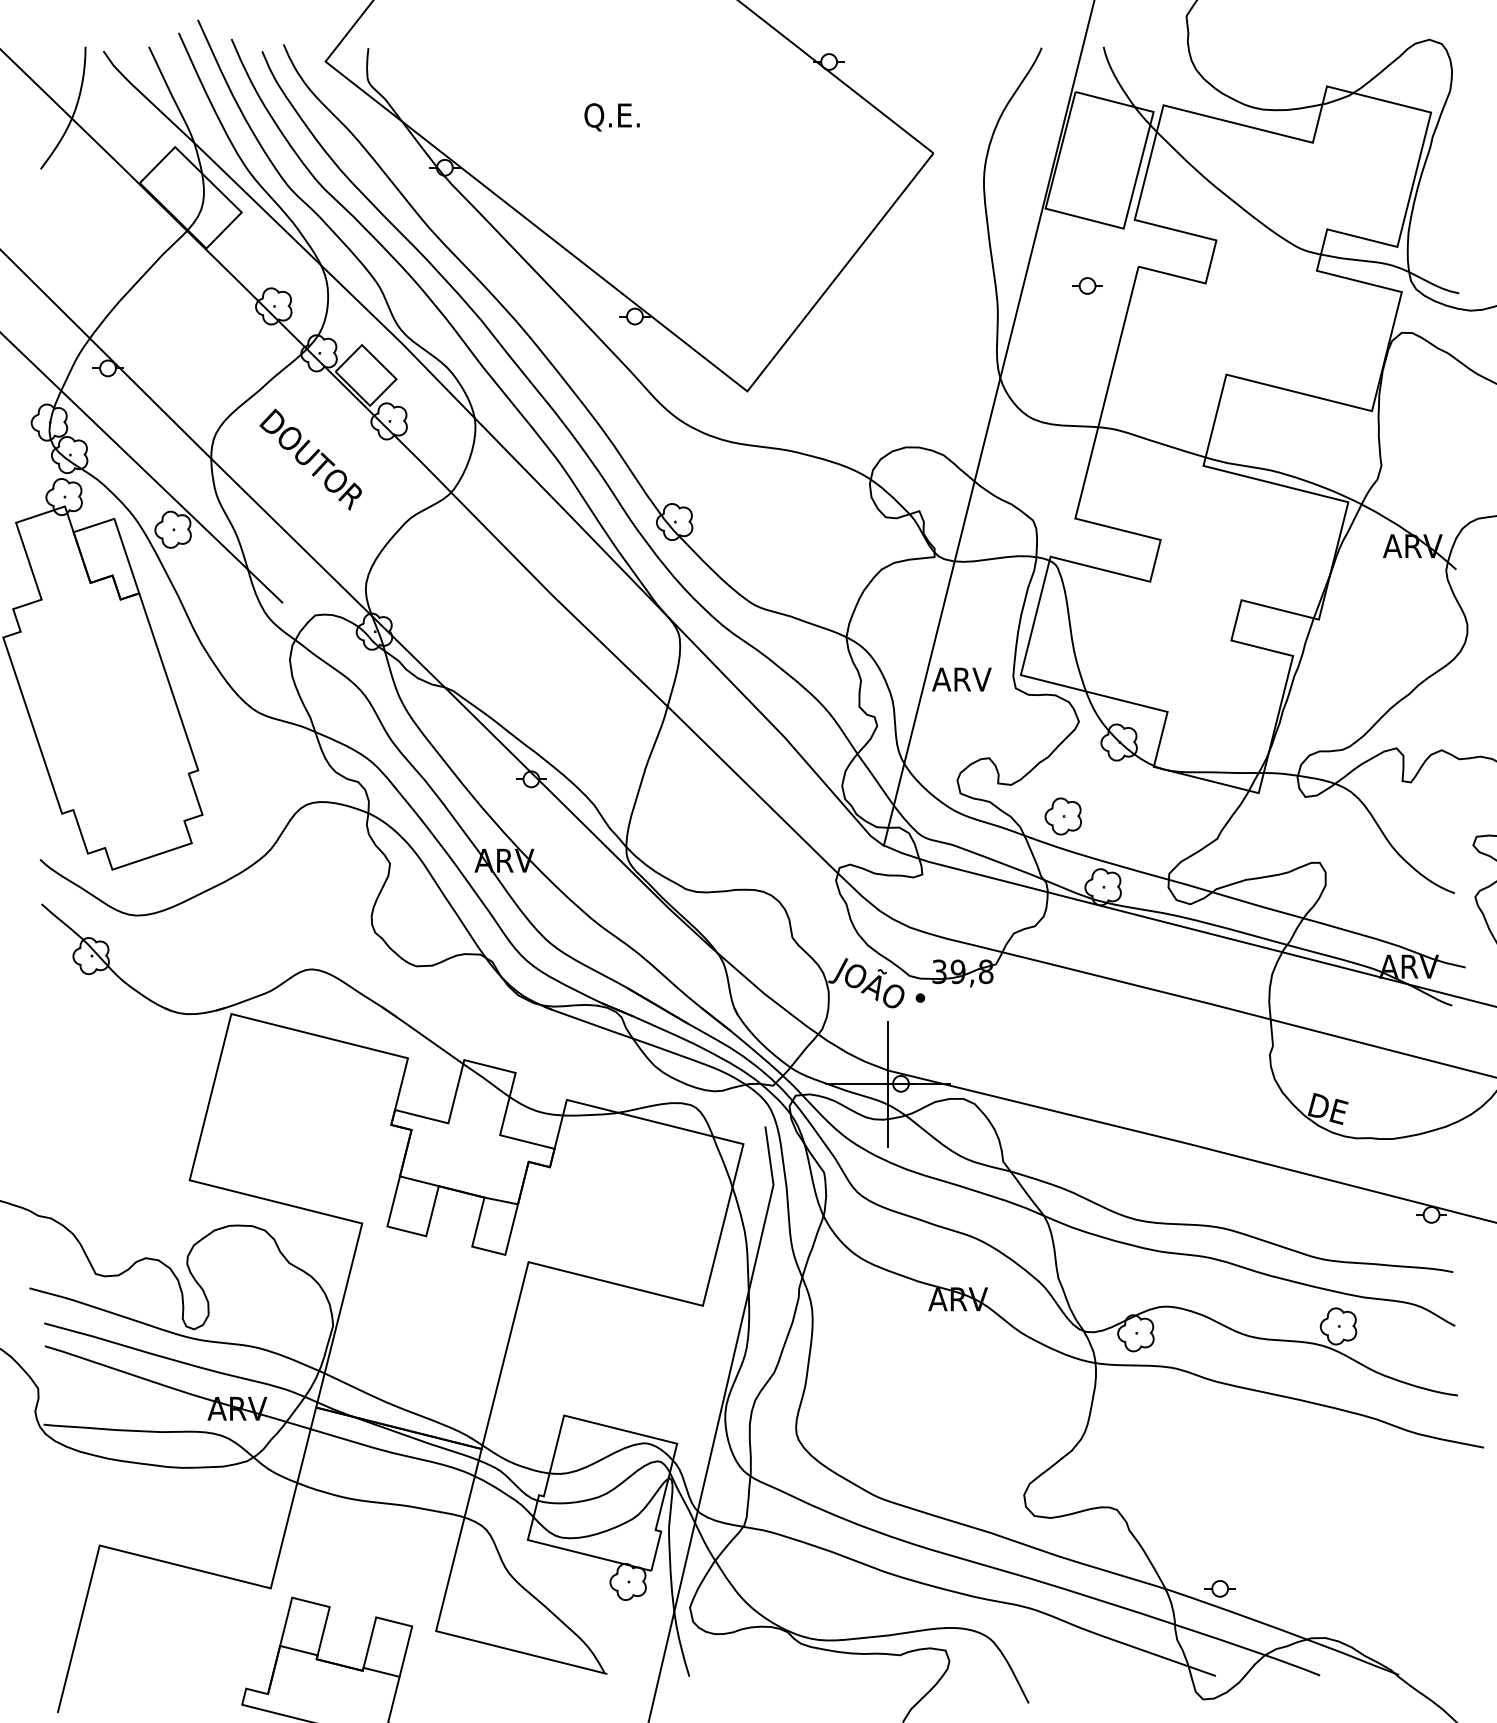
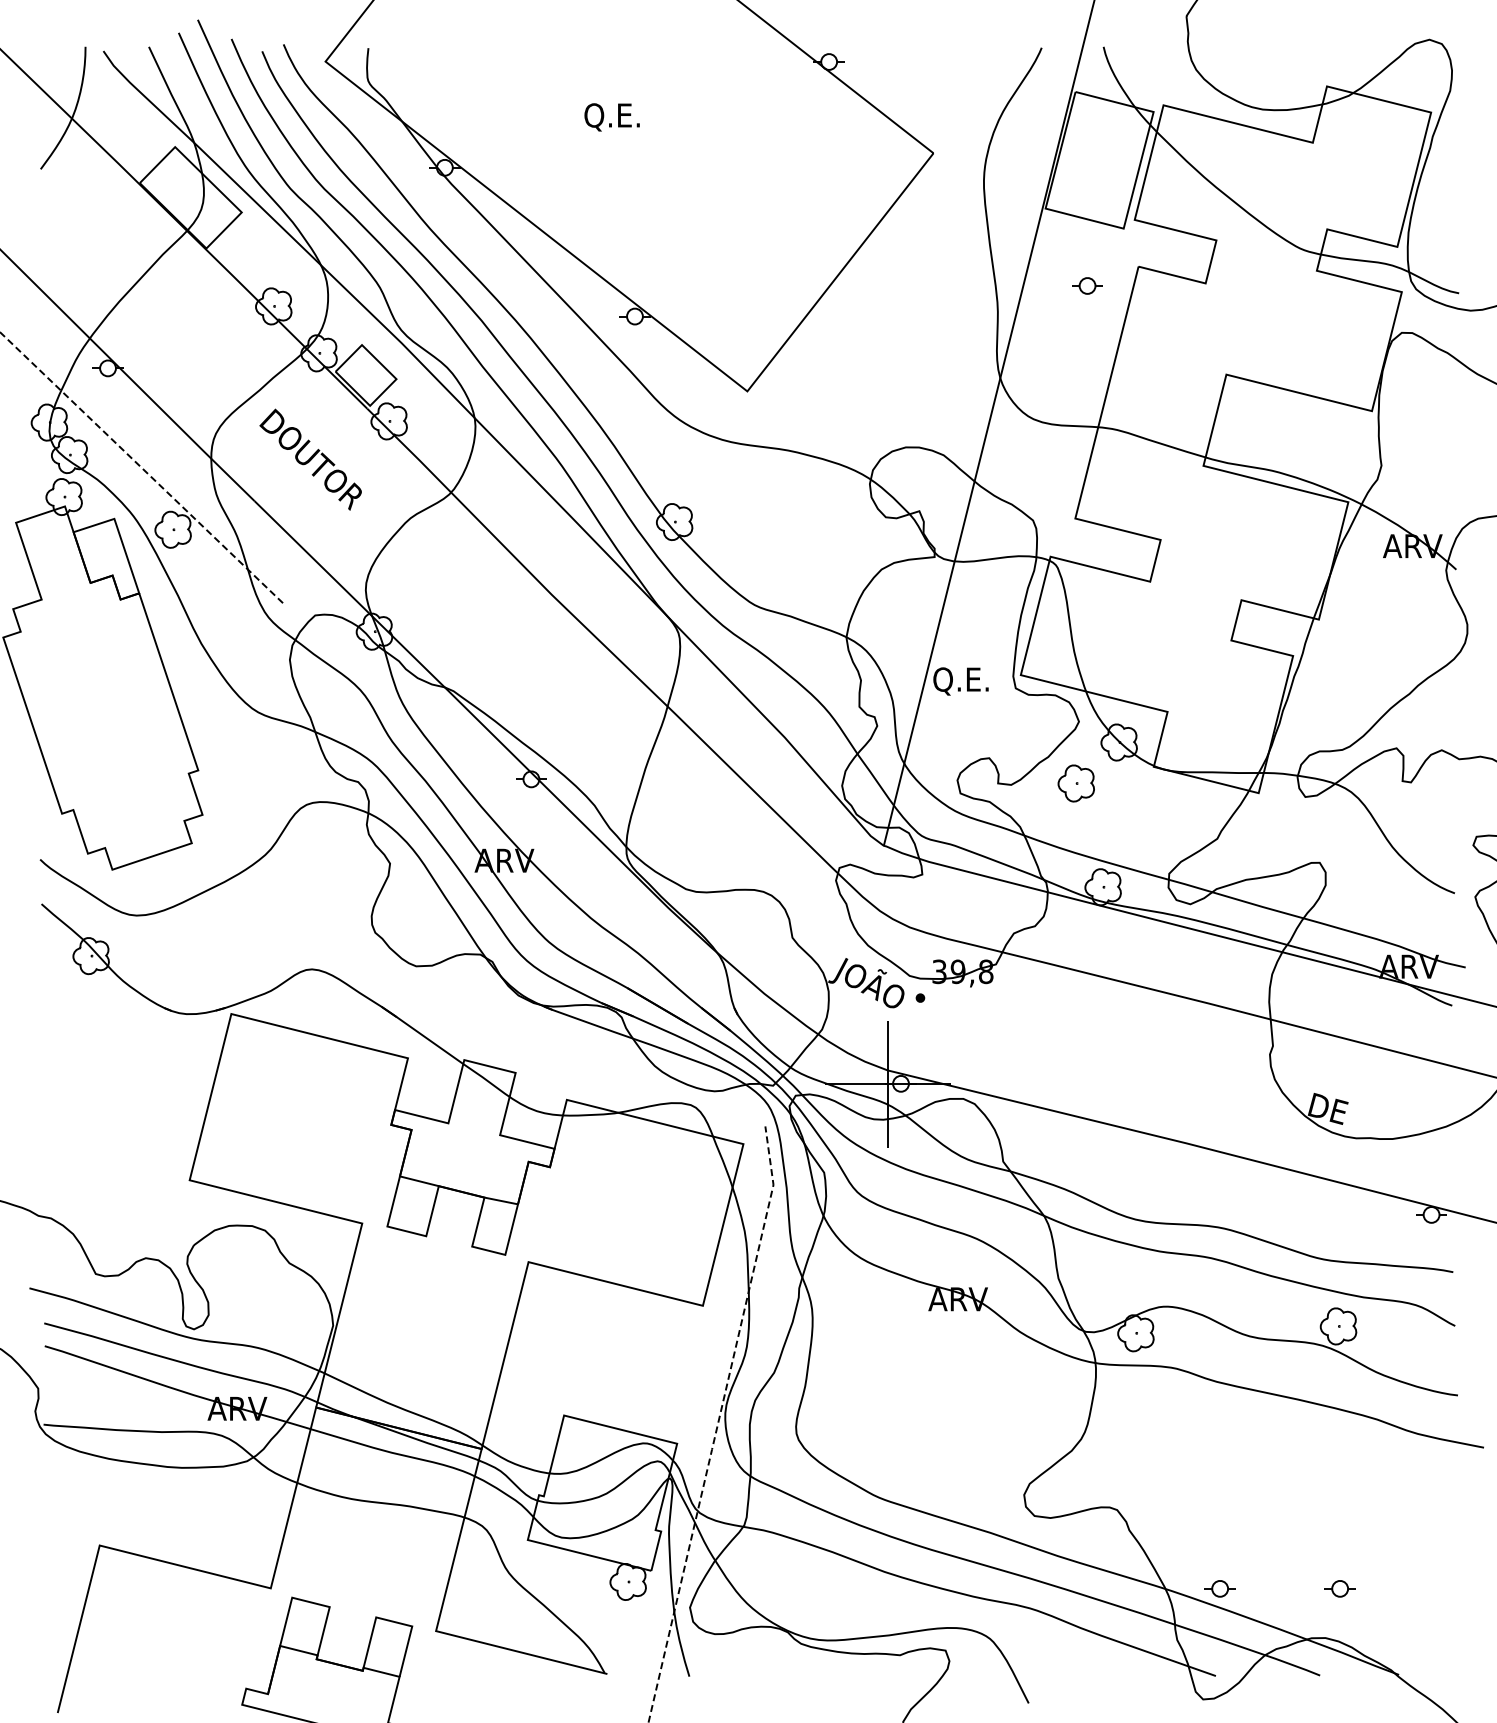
line: solid -> dashed (141, 467)
text: ARV -> Q.E. (961, 681)
part position: (1062, 816) -> (1075, 783) (1075, 783)
line: solid -> dashed (717, 1424)
part: none -> present (1339, 1588)
